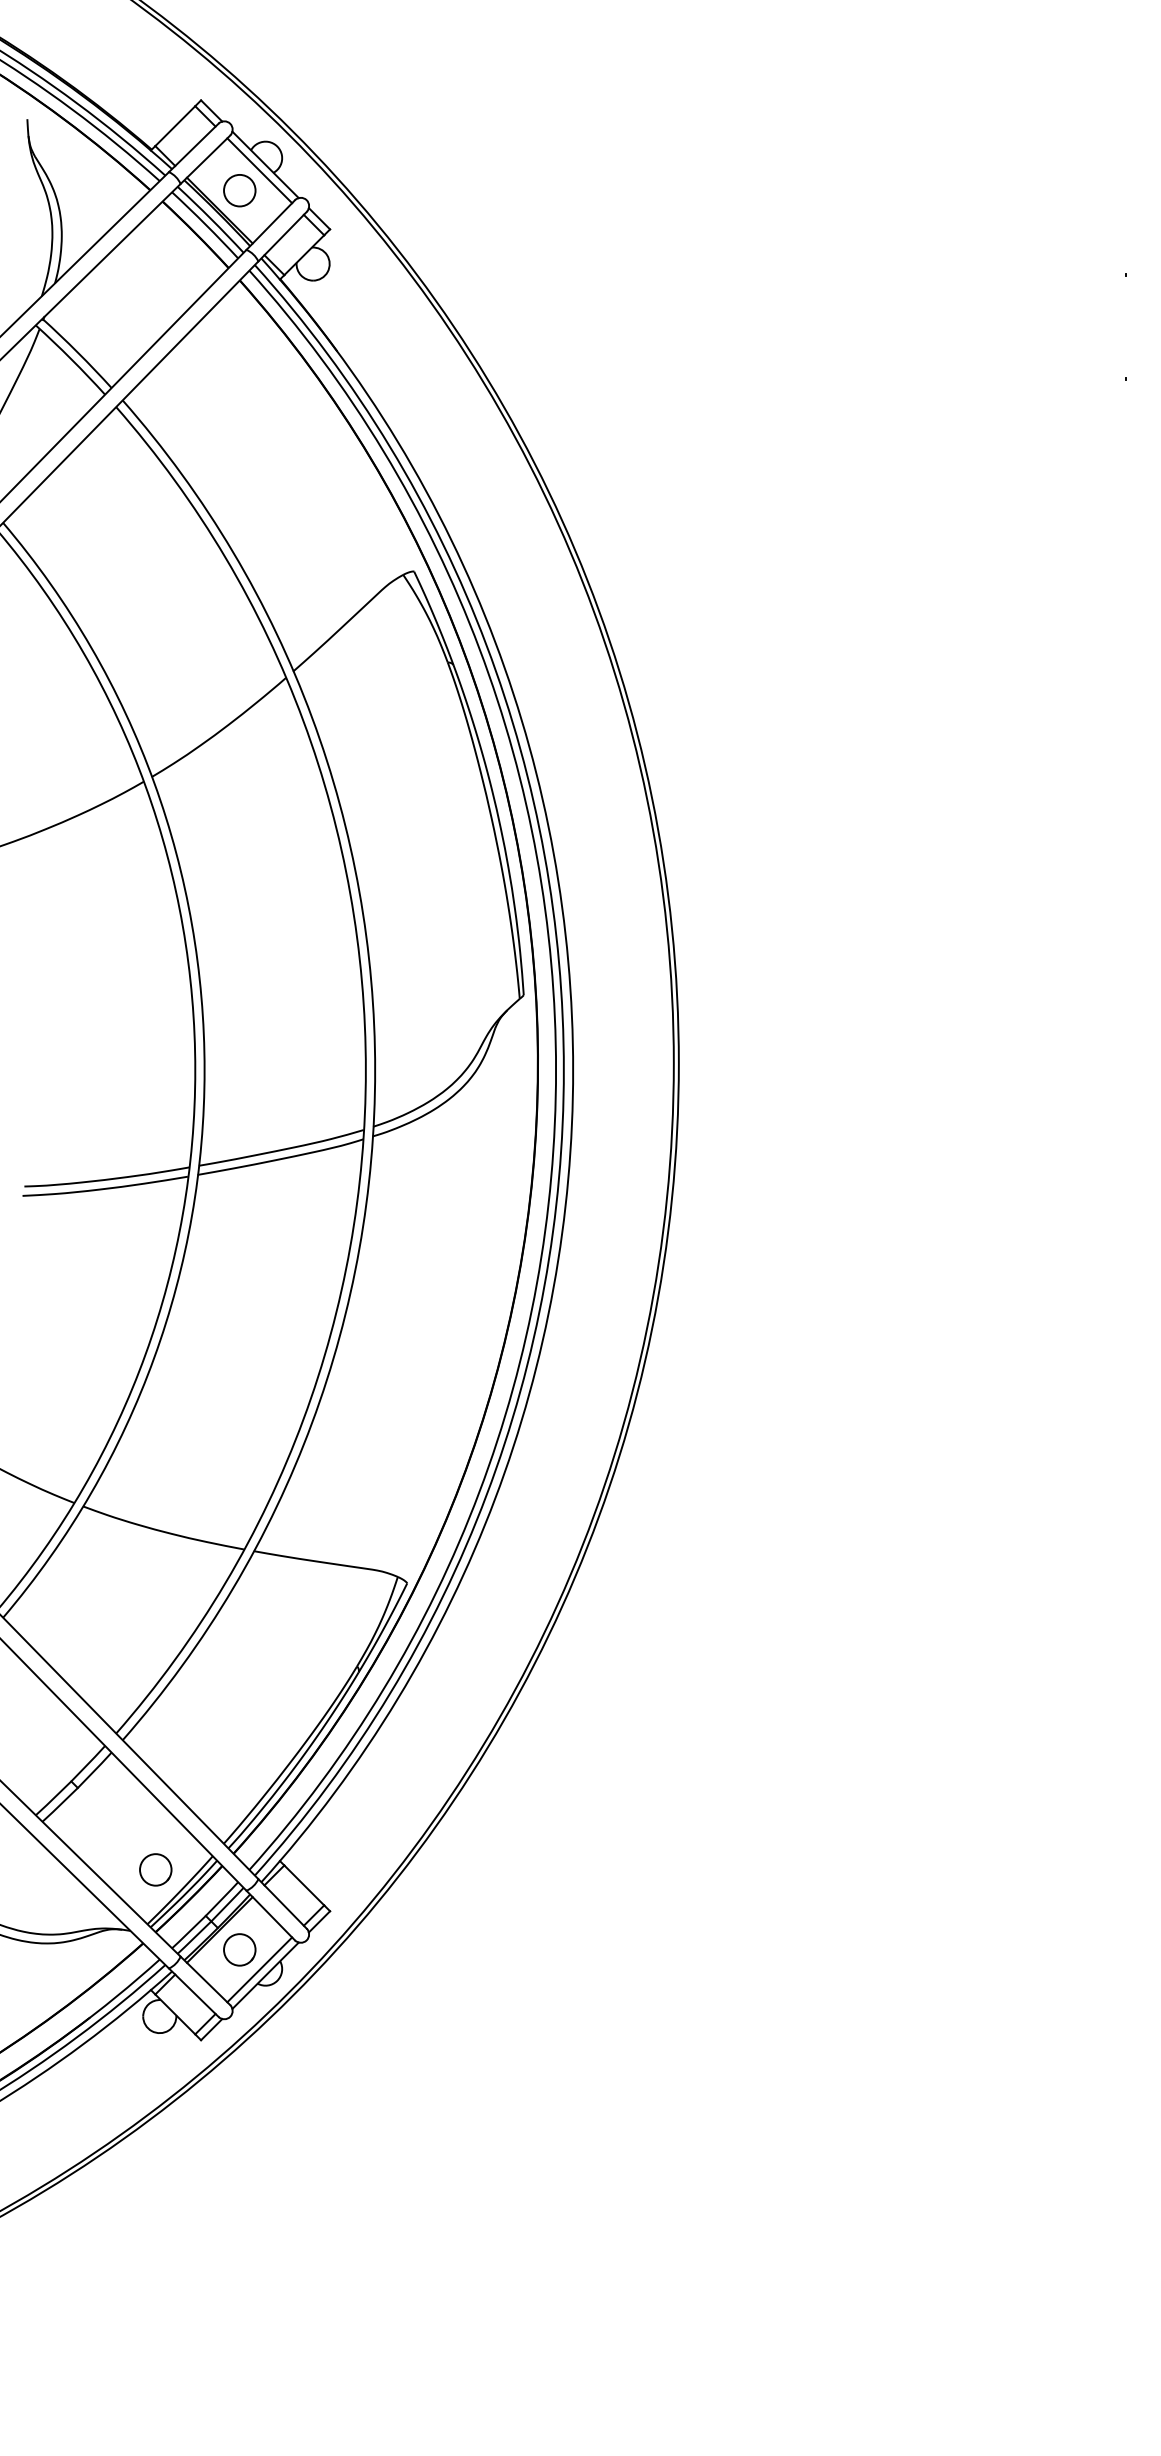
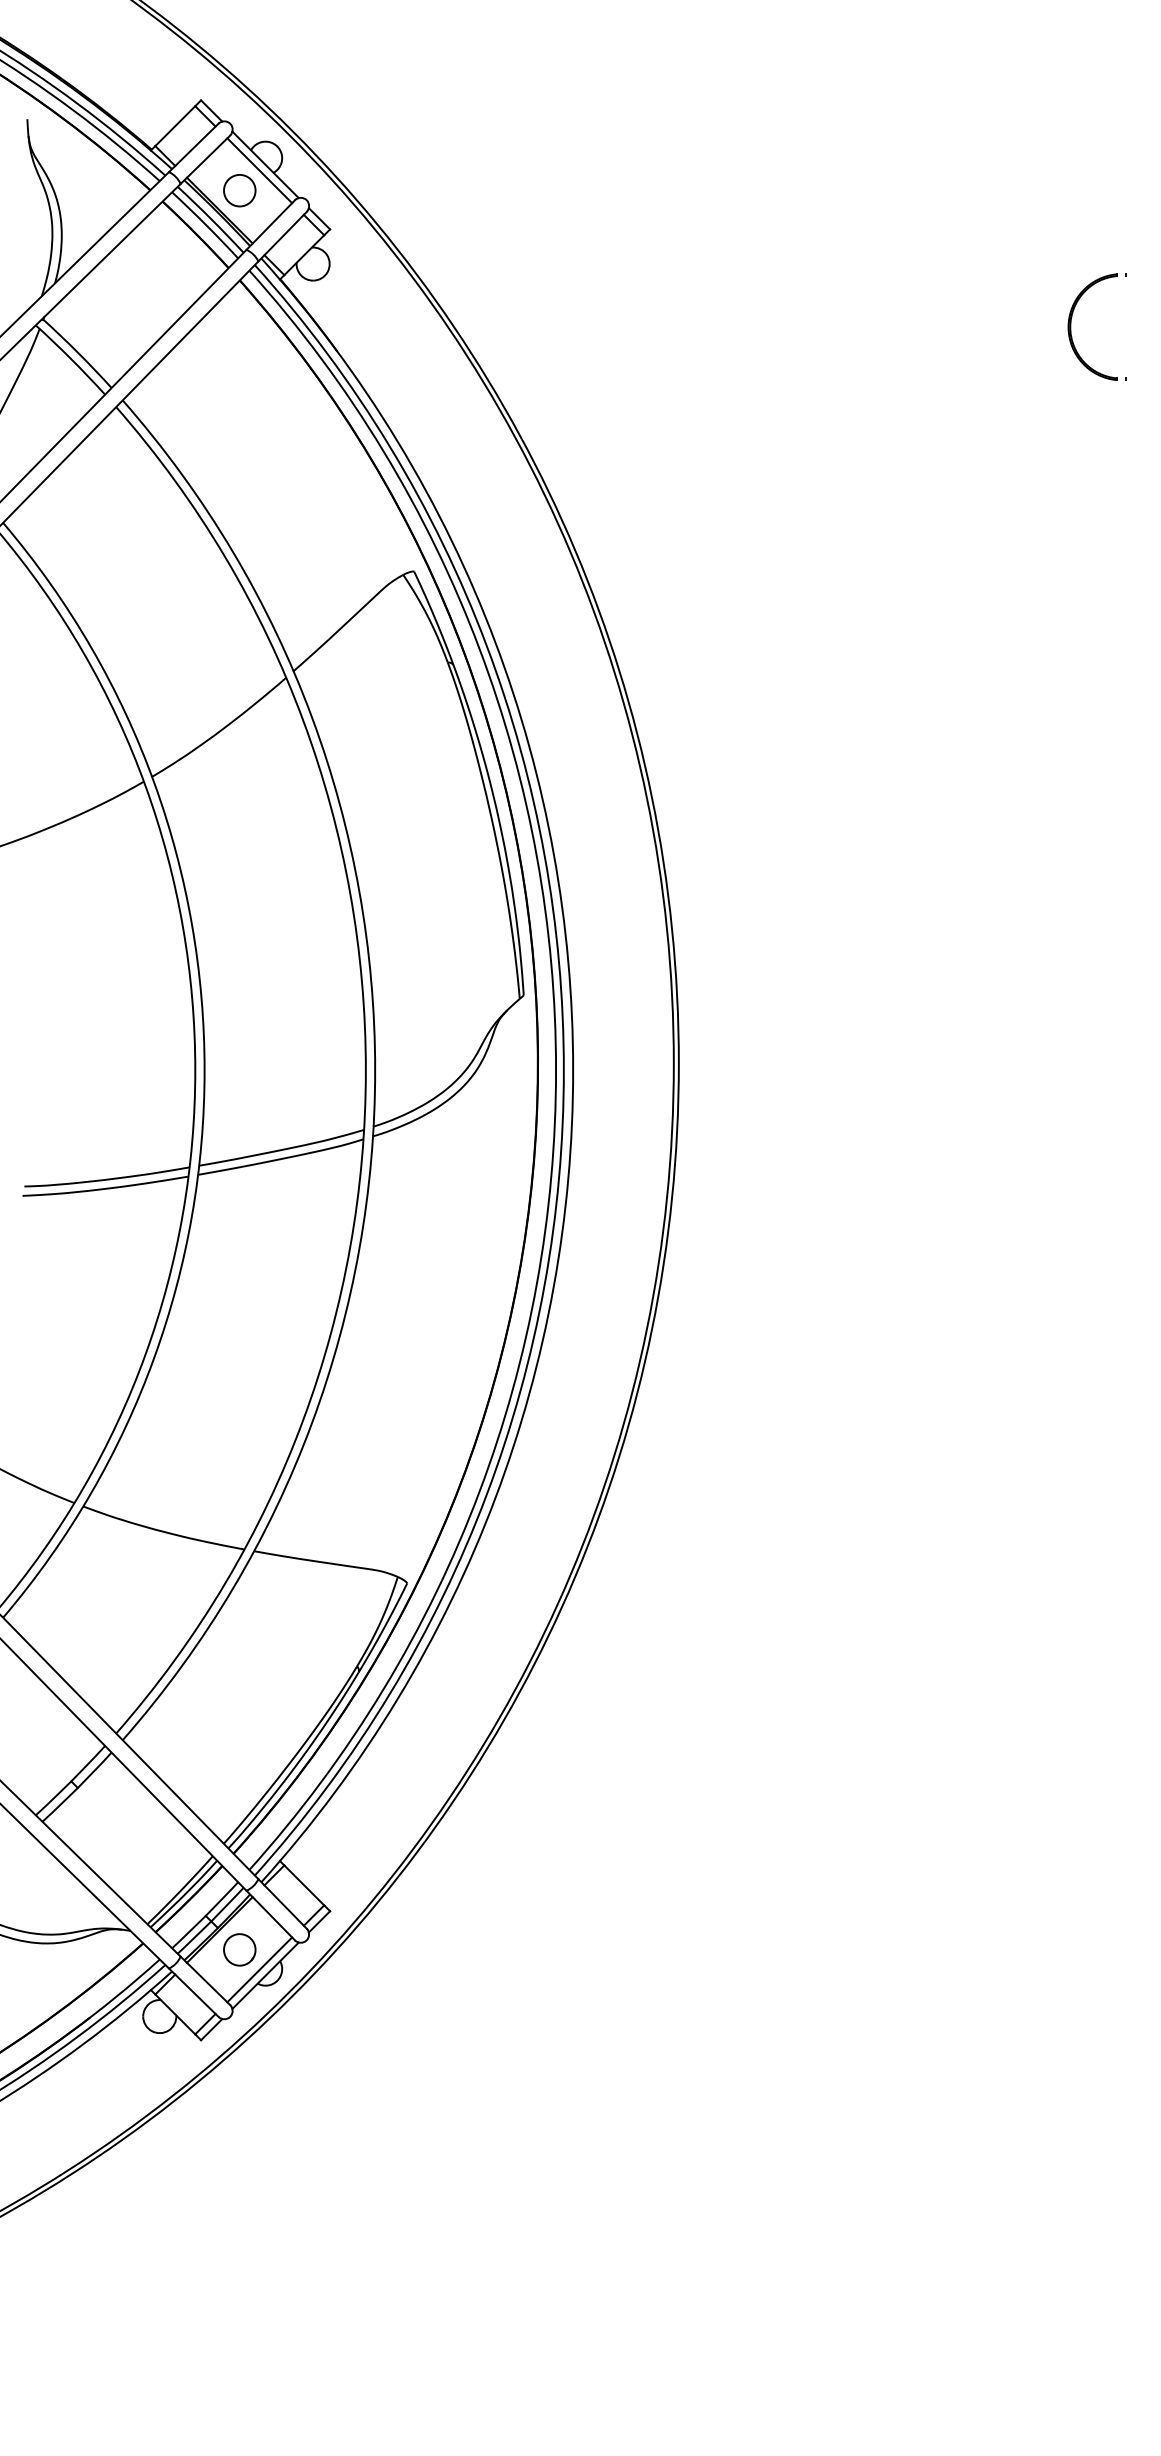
part: none -> present (1071, 326)
circle: present -> none (155, 1869)
